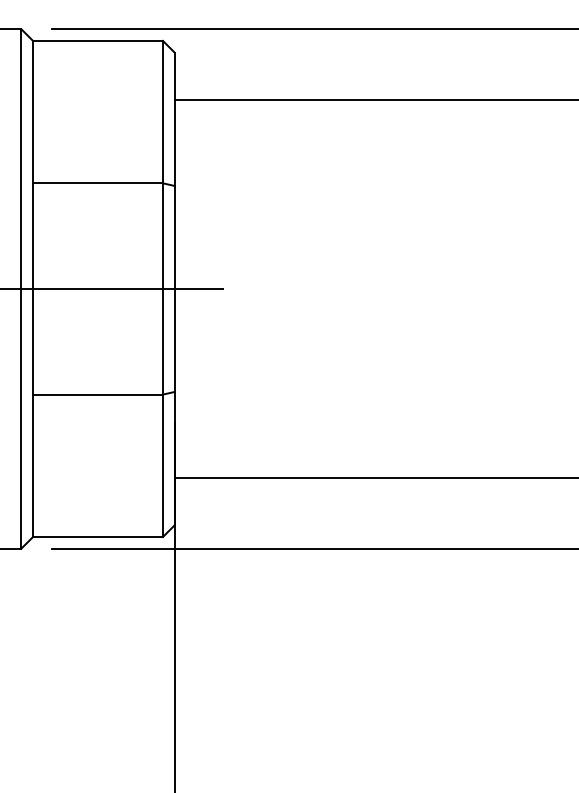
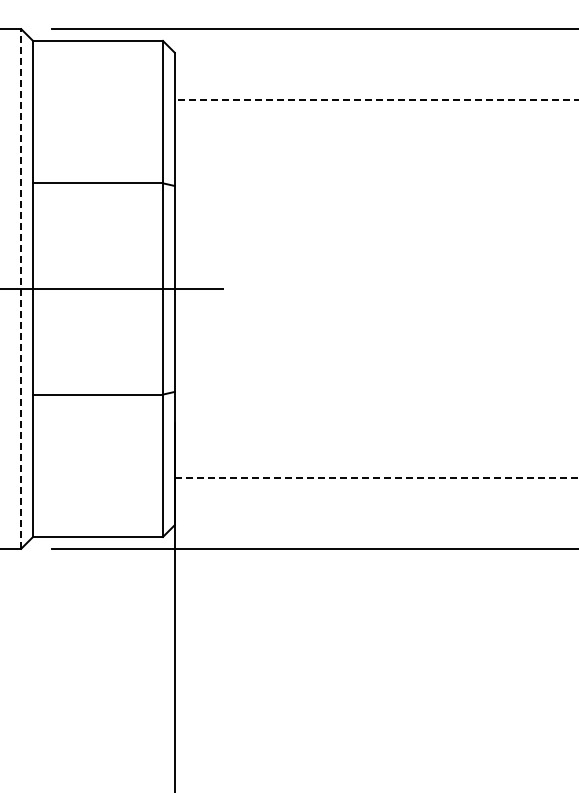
line: solid -> dashed (376, 99)
line: solid -> dashed (21, 288)
line: solid -> dashed (376, 477)
